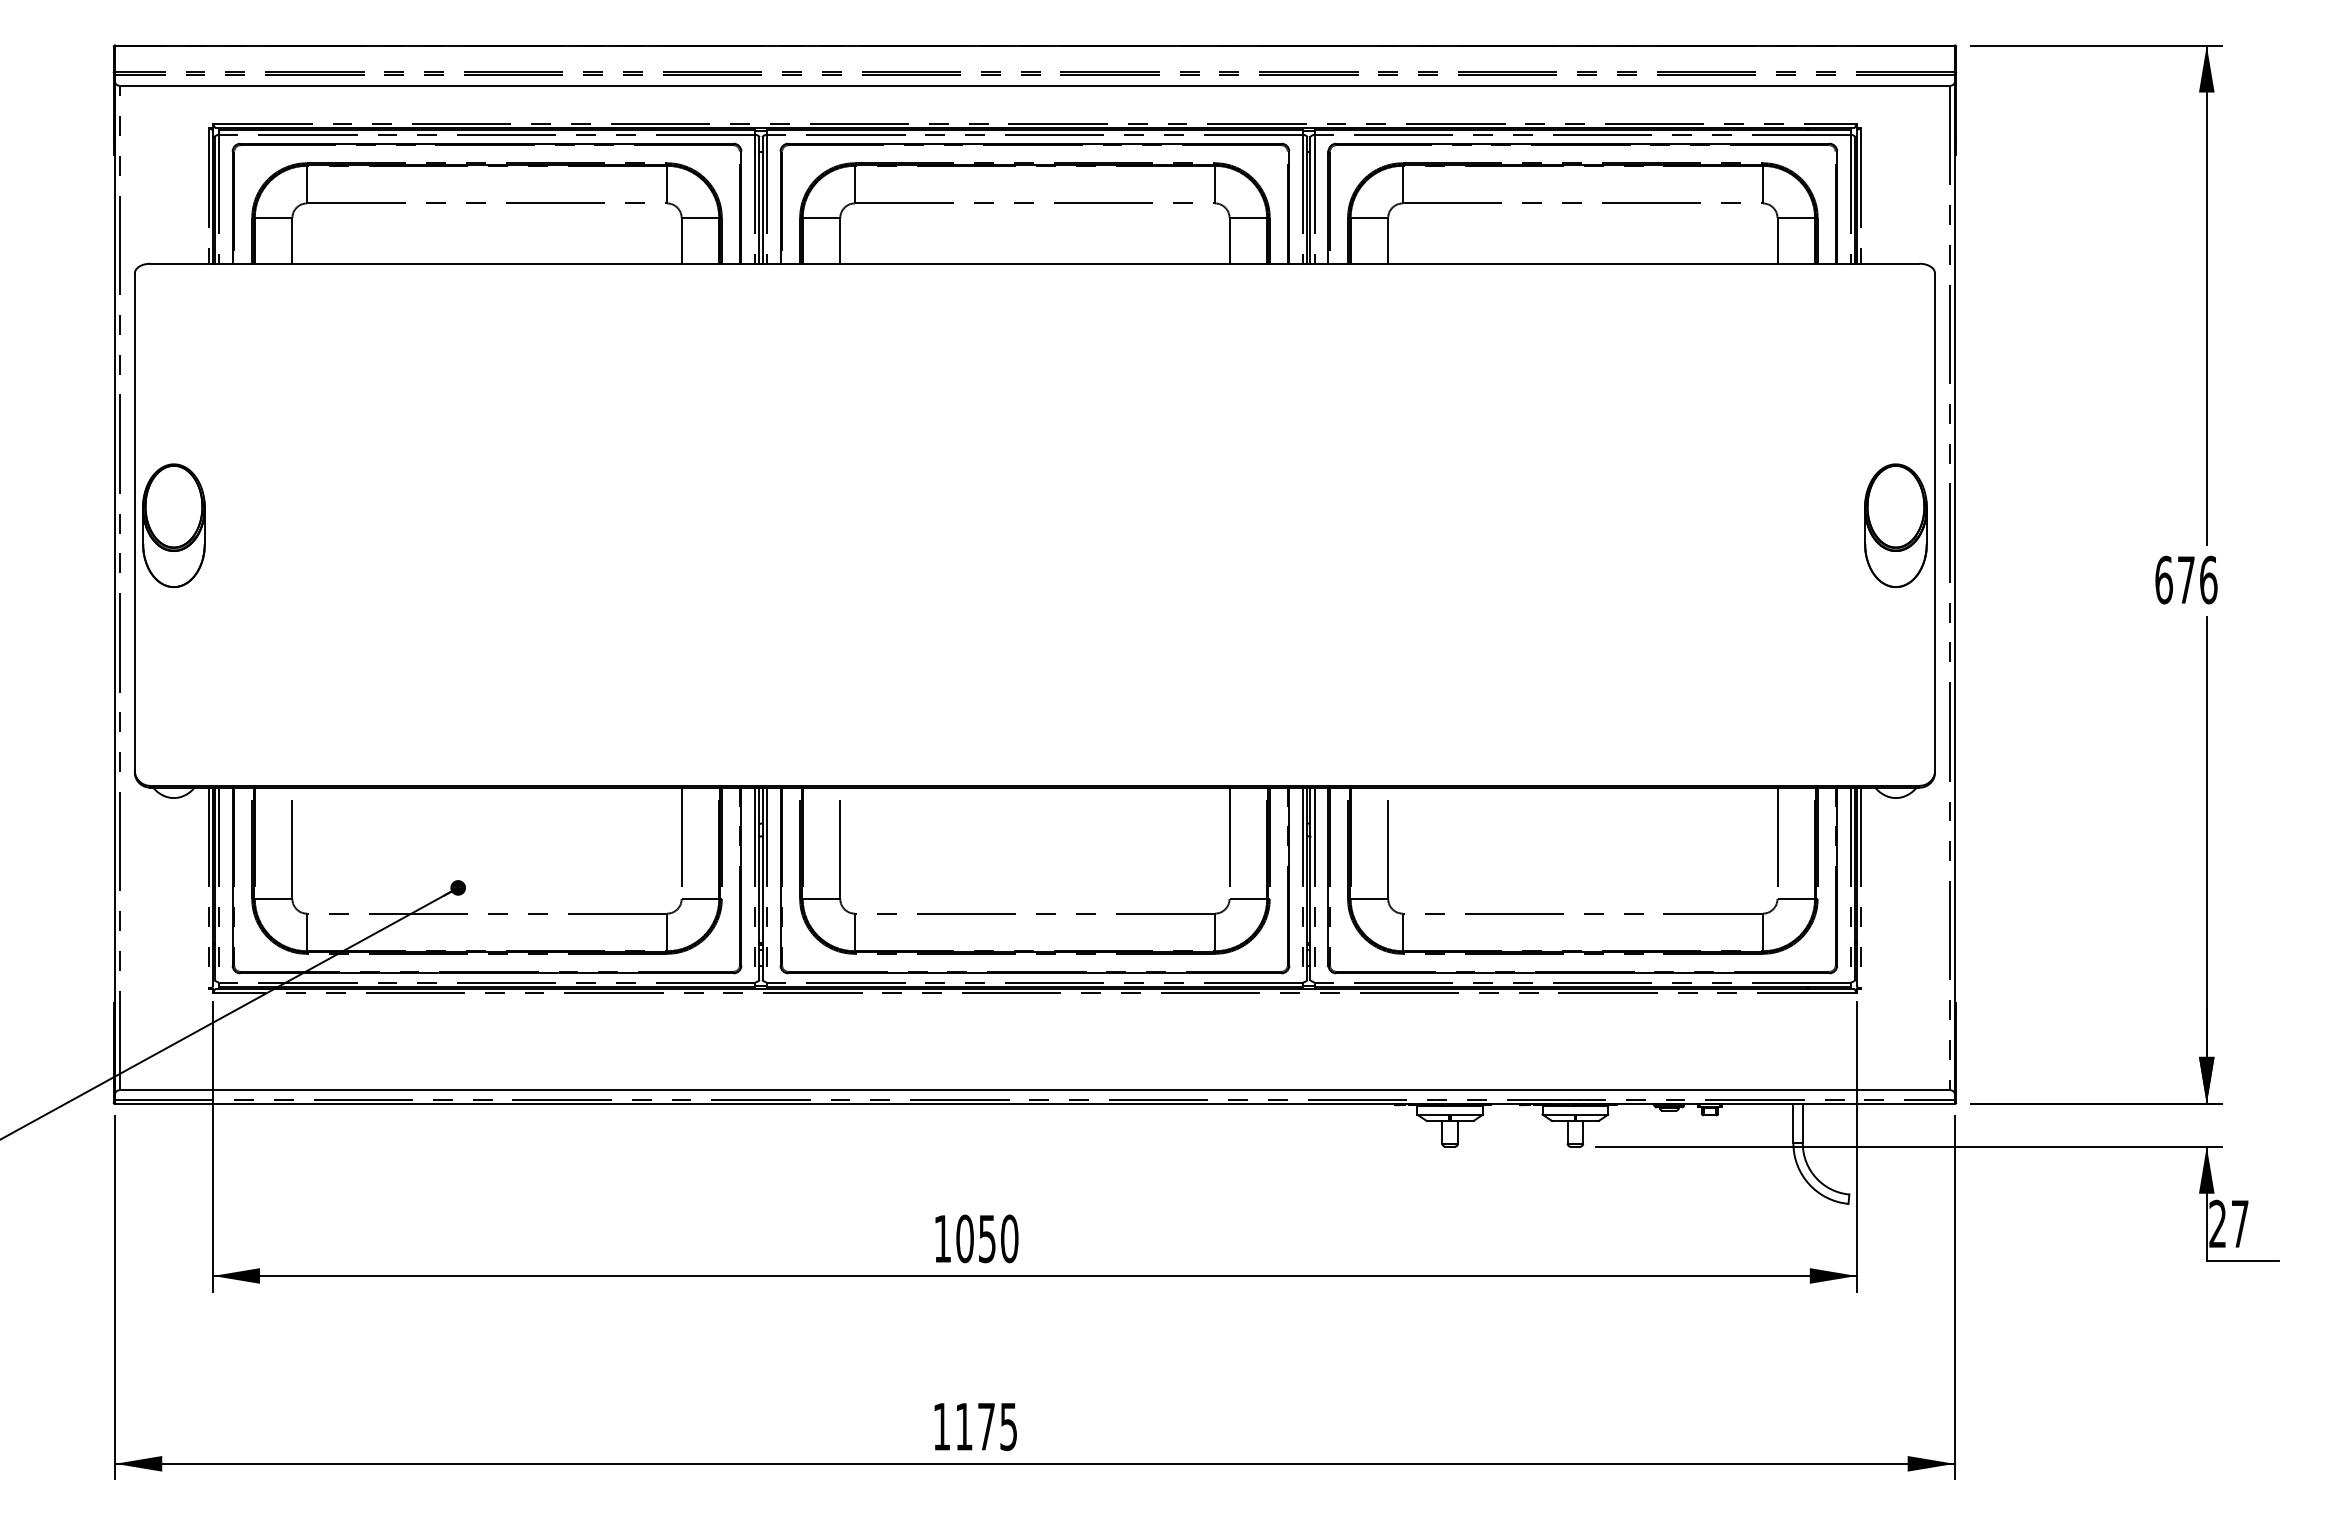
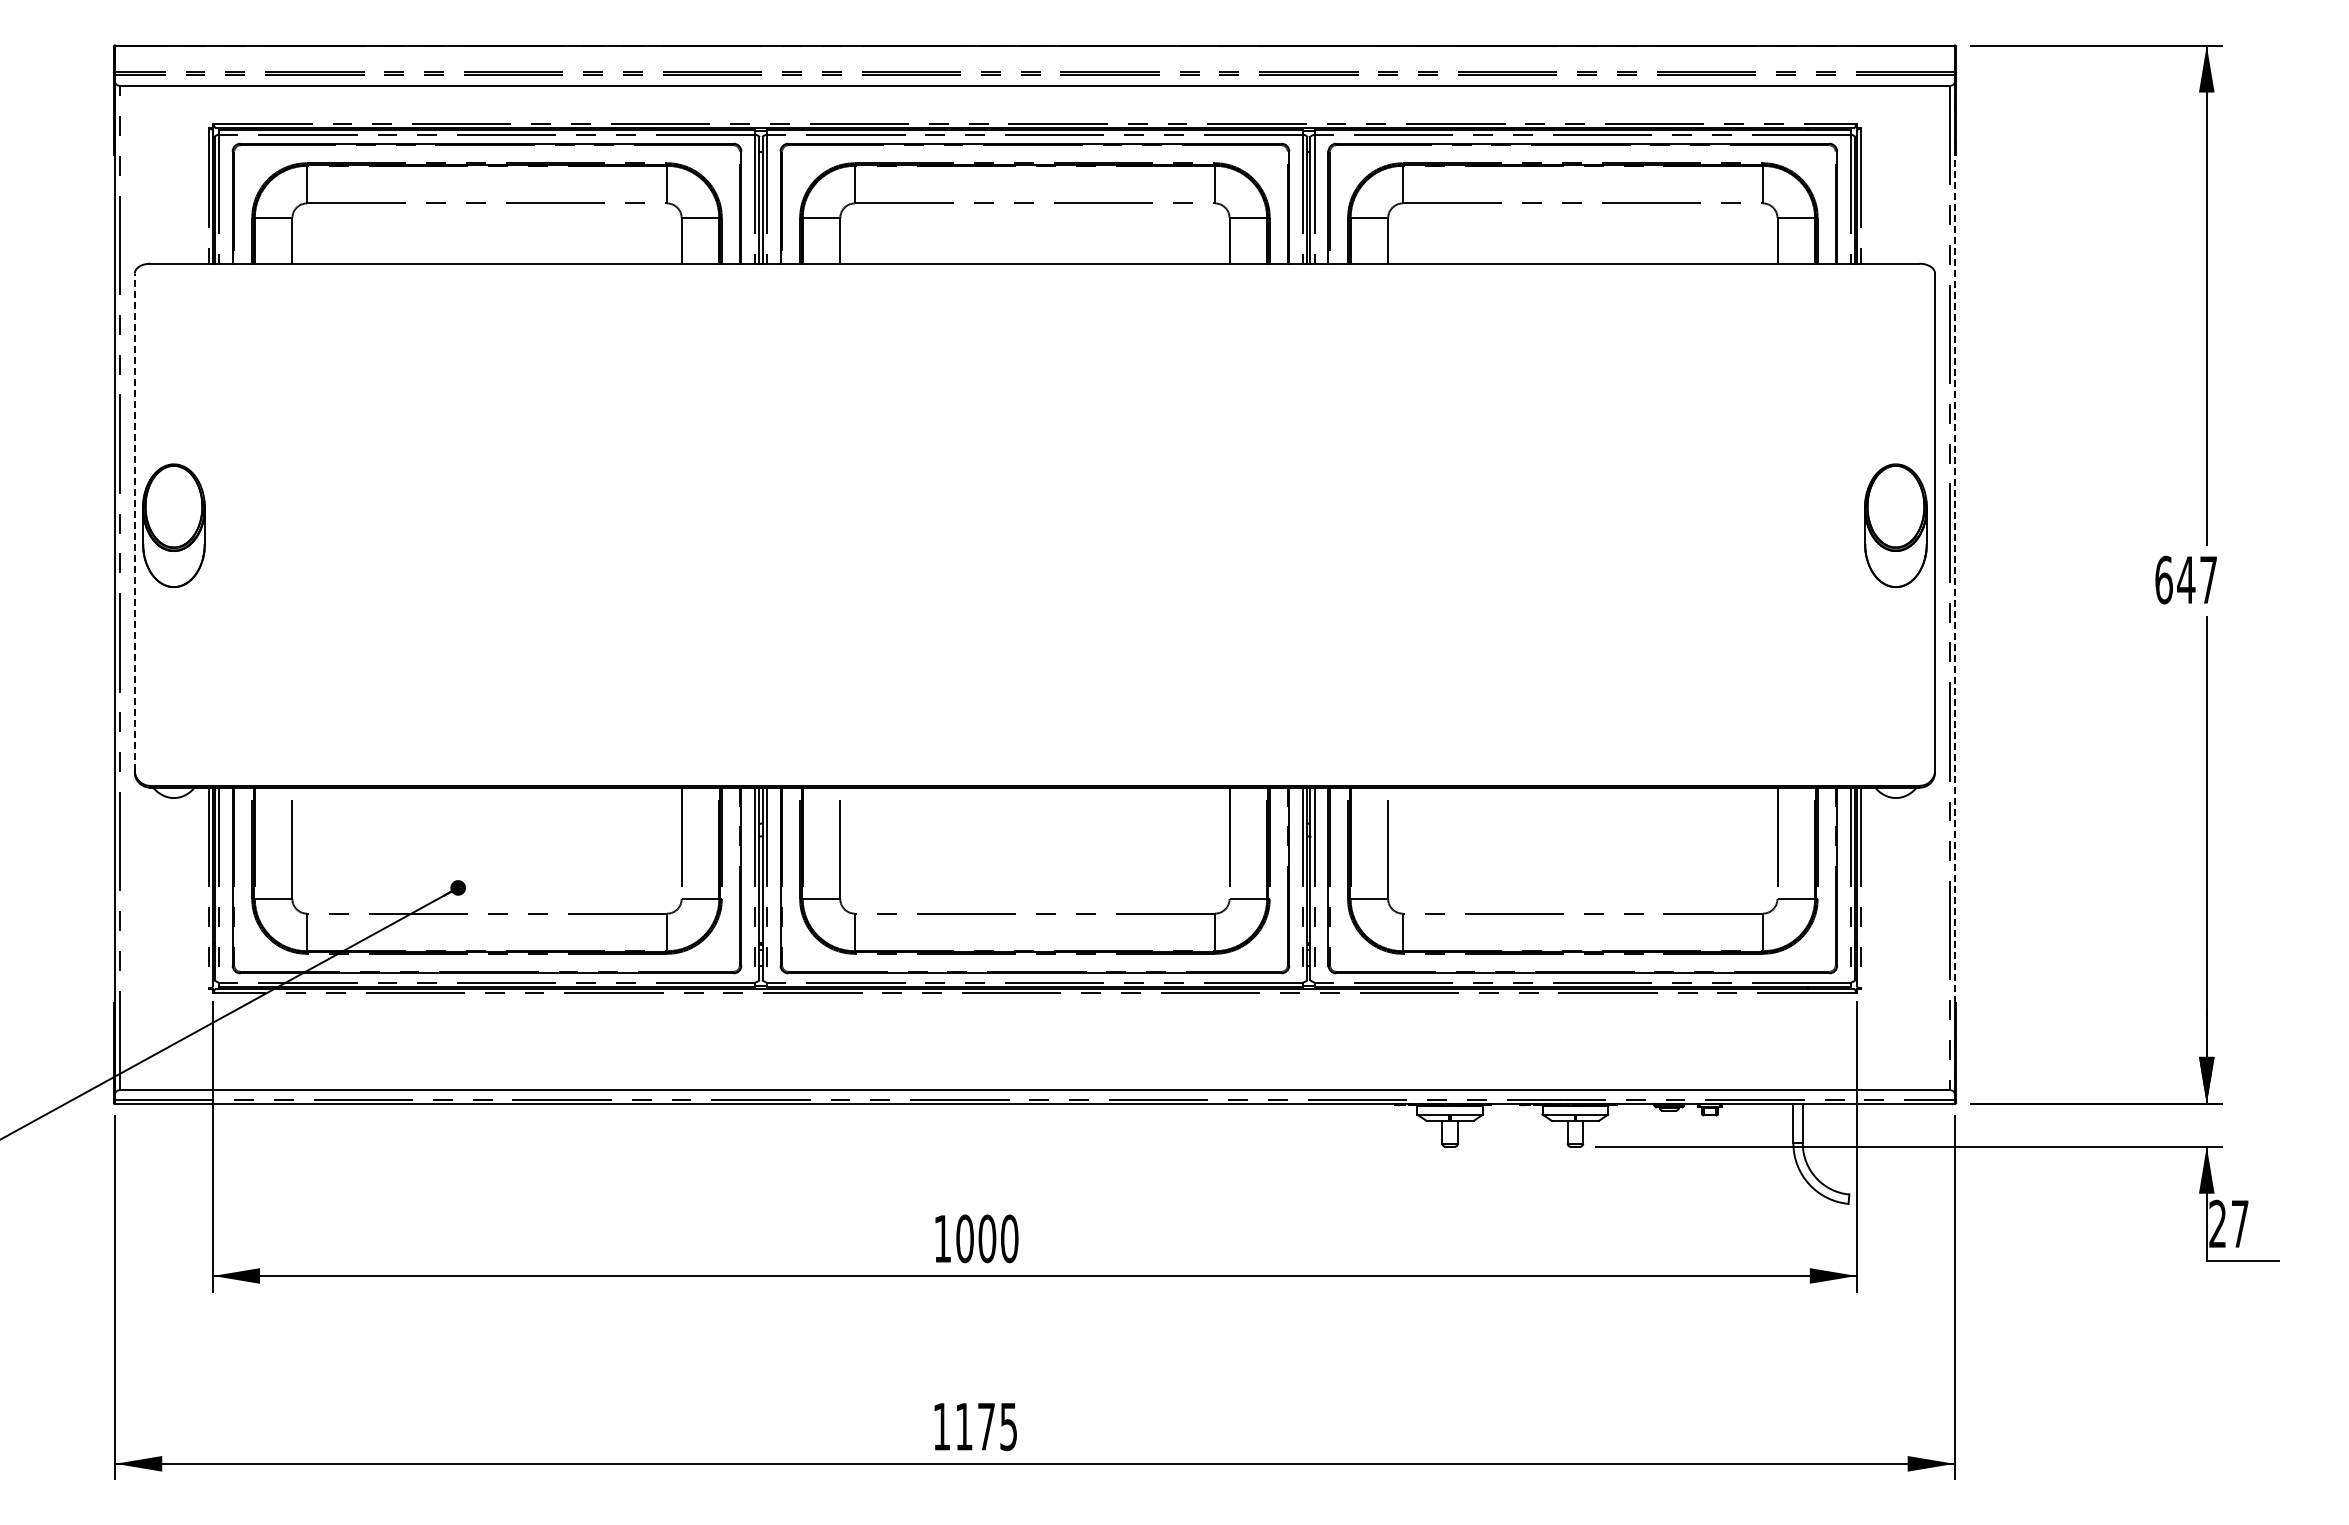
line: solid -> dashed (134, 521)
text: 676 -> 647 (2197, 579)
line: solid -> dashed (1954, 588)
text: 1050 -> 1000 (987, 1238)
